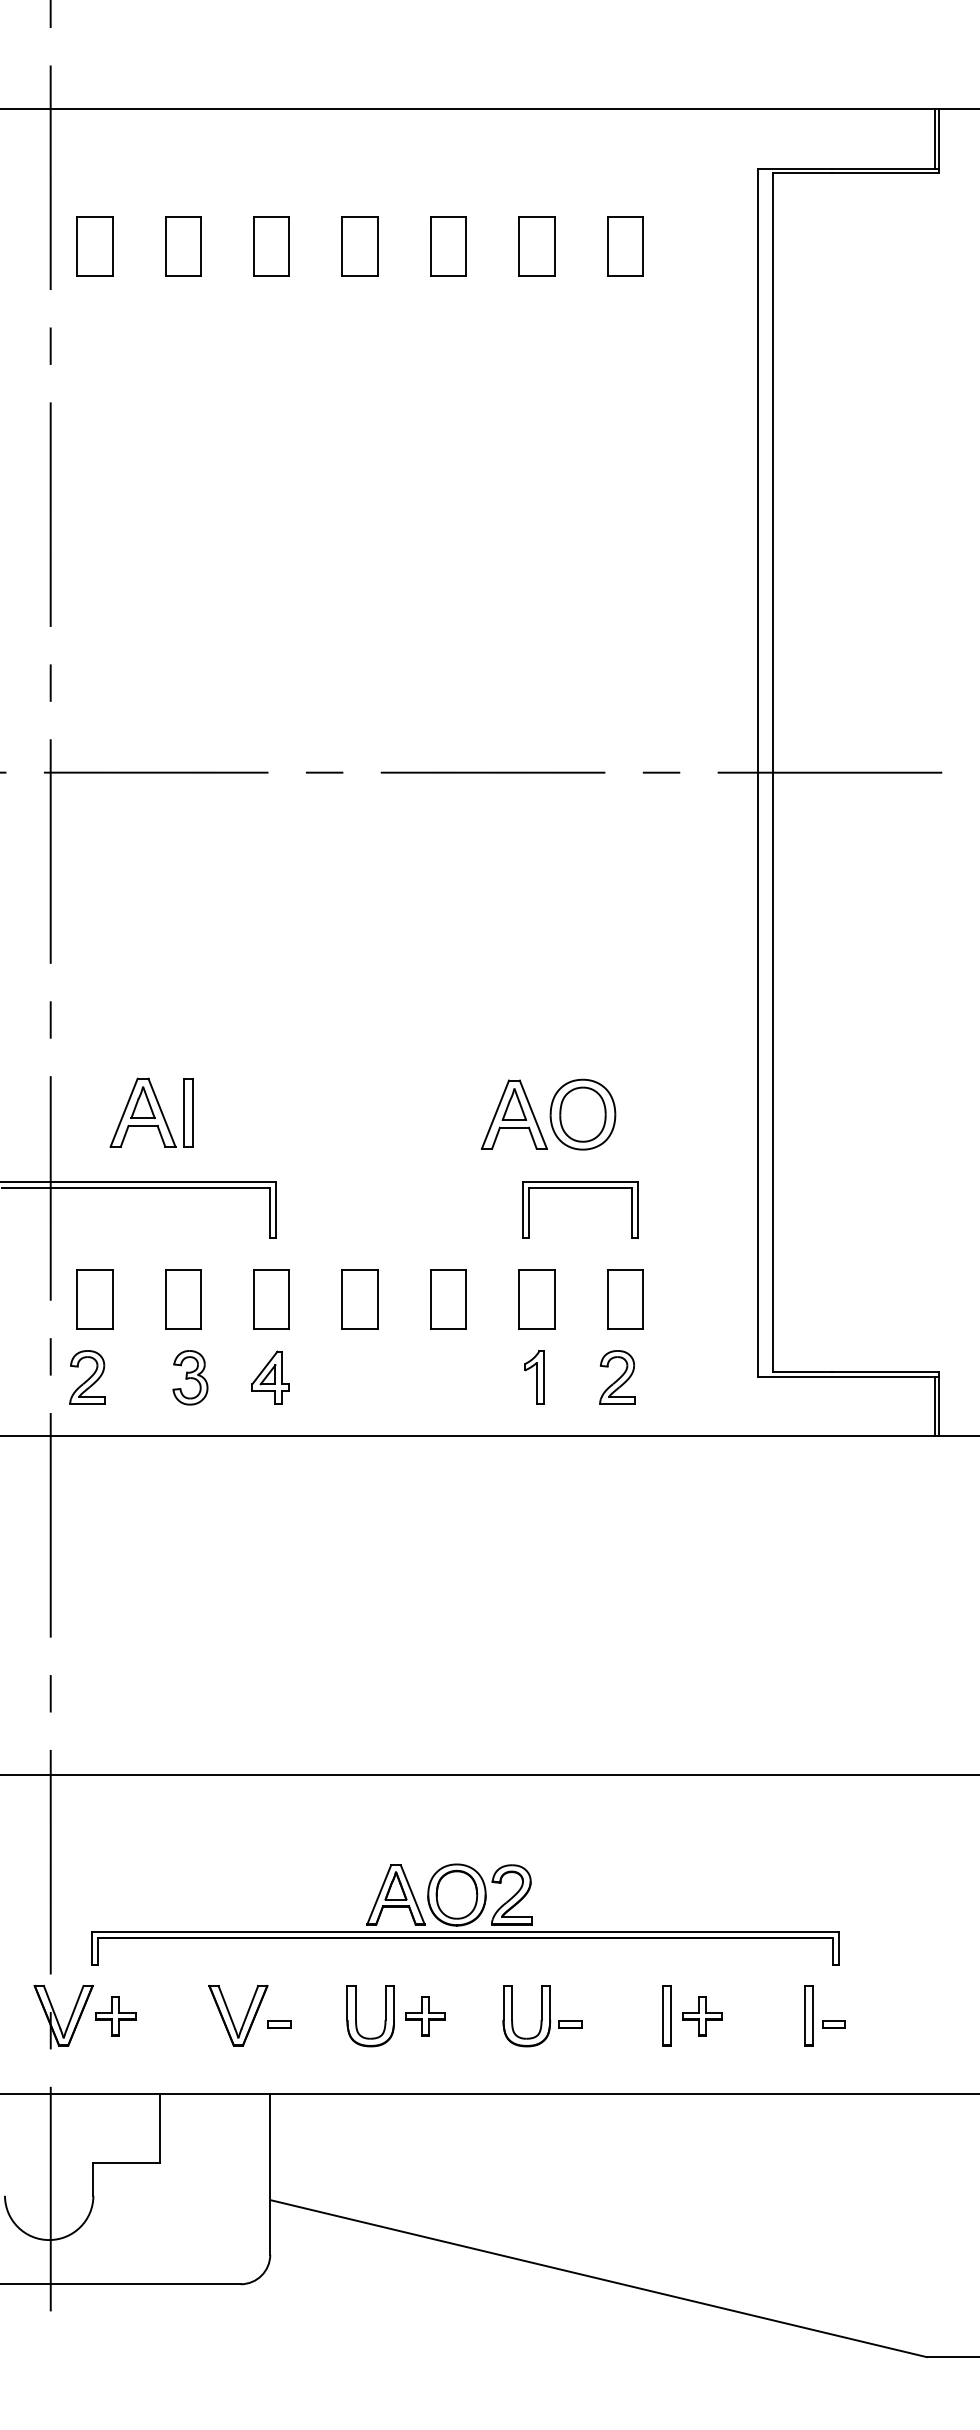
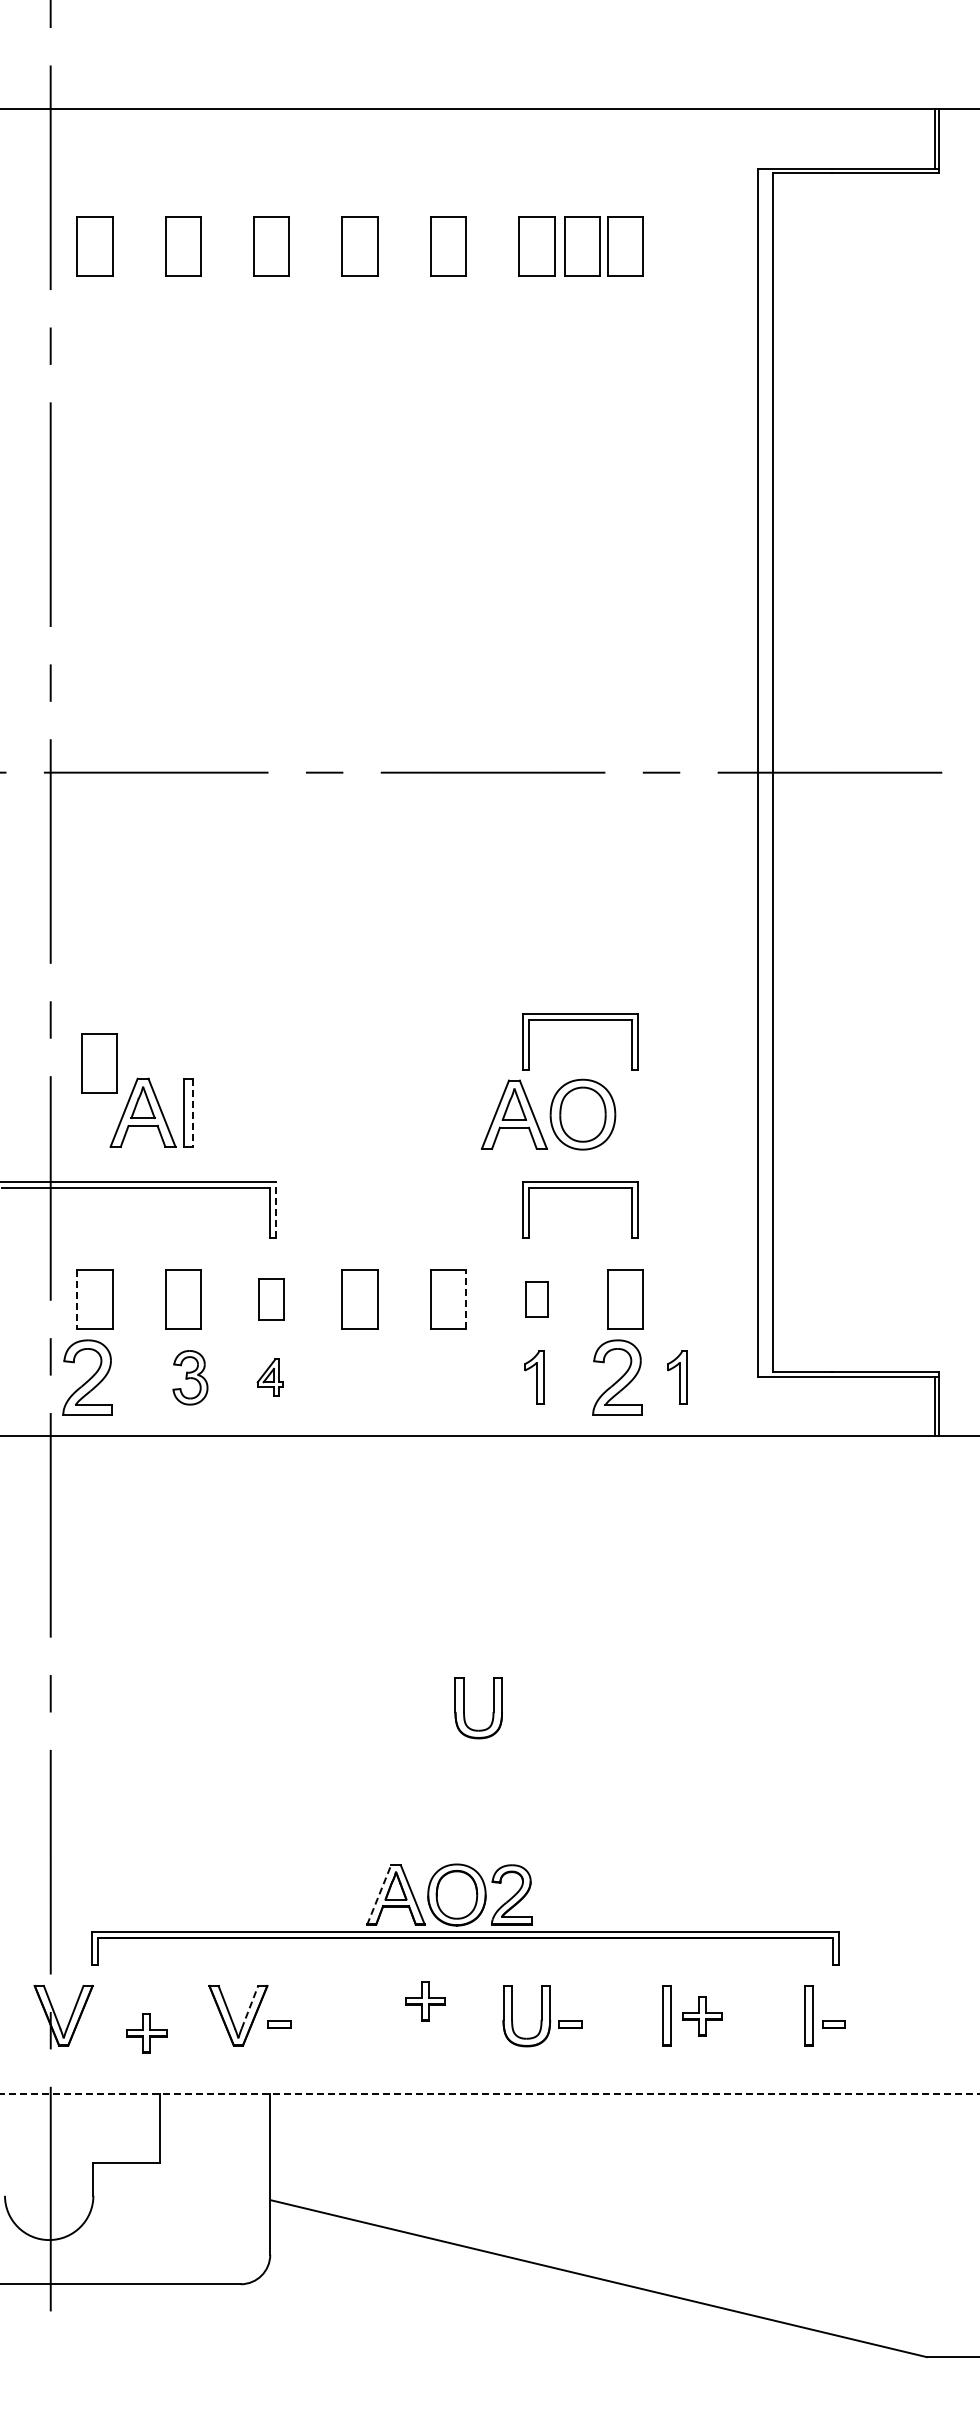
part: none -> present (582, 246)
part: none -> present (580, 1020)
part: none -> present (99, 1063)
line: solid -> dashed (193, 1113)
line: solid -> dashed (276, 1209)
line: solid -> dashed (466, 1298)
line: solid -> dashed (77, 1299)
part size: 37x61 px -> 27x43 px (271, 1299)
part size: 38x61 px -> 24x37 px (536, 1299)
part size: 37x55 px -> 51x77 px (87, 1377)
part size: 39x55 px -> 28x39 px (269, 1377)
part size: 37x55 px -> 51x77 px (617, 1377)
part: none -> present (677, 1377)
line: present -> none (489, 1774)
line: solid -> dashed (379, 1894)
line: solid -> dashed (249, 2007)
part position: (115, 2016) -> (146, 2033) (146, 2033)
part position: (356, 2016) -> (464, 1708) (464, 1708)
part position: (425, 2016) -> (425, 2001) (425, 2001)
line: solid -> dashed (489, 2094)
